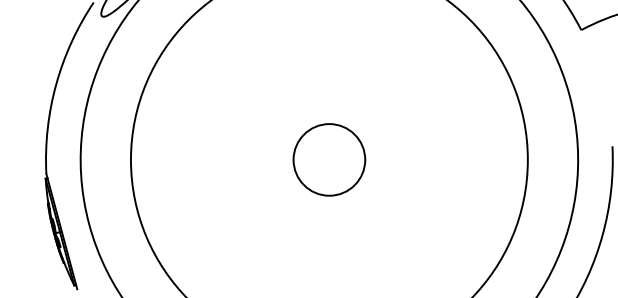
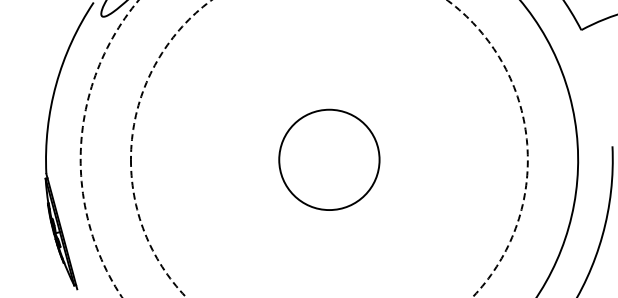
circle: solid -> dashed (328, 148)
arc: solid -> dashed (80, 149)
circle diameter: 72 px -> 100 px (329, 159)
